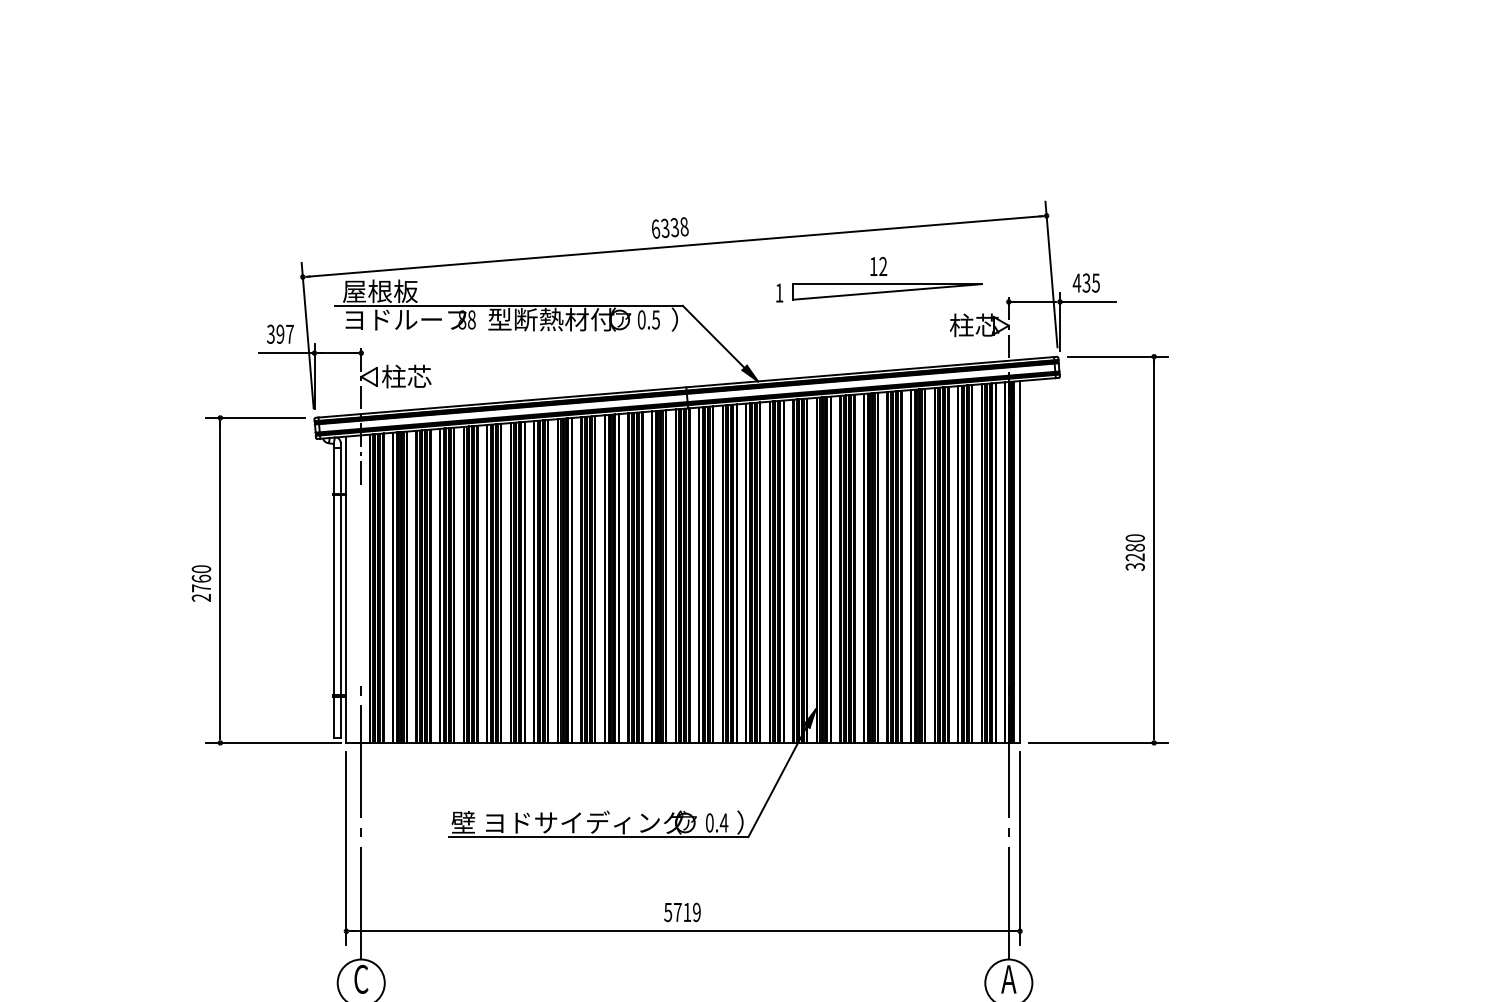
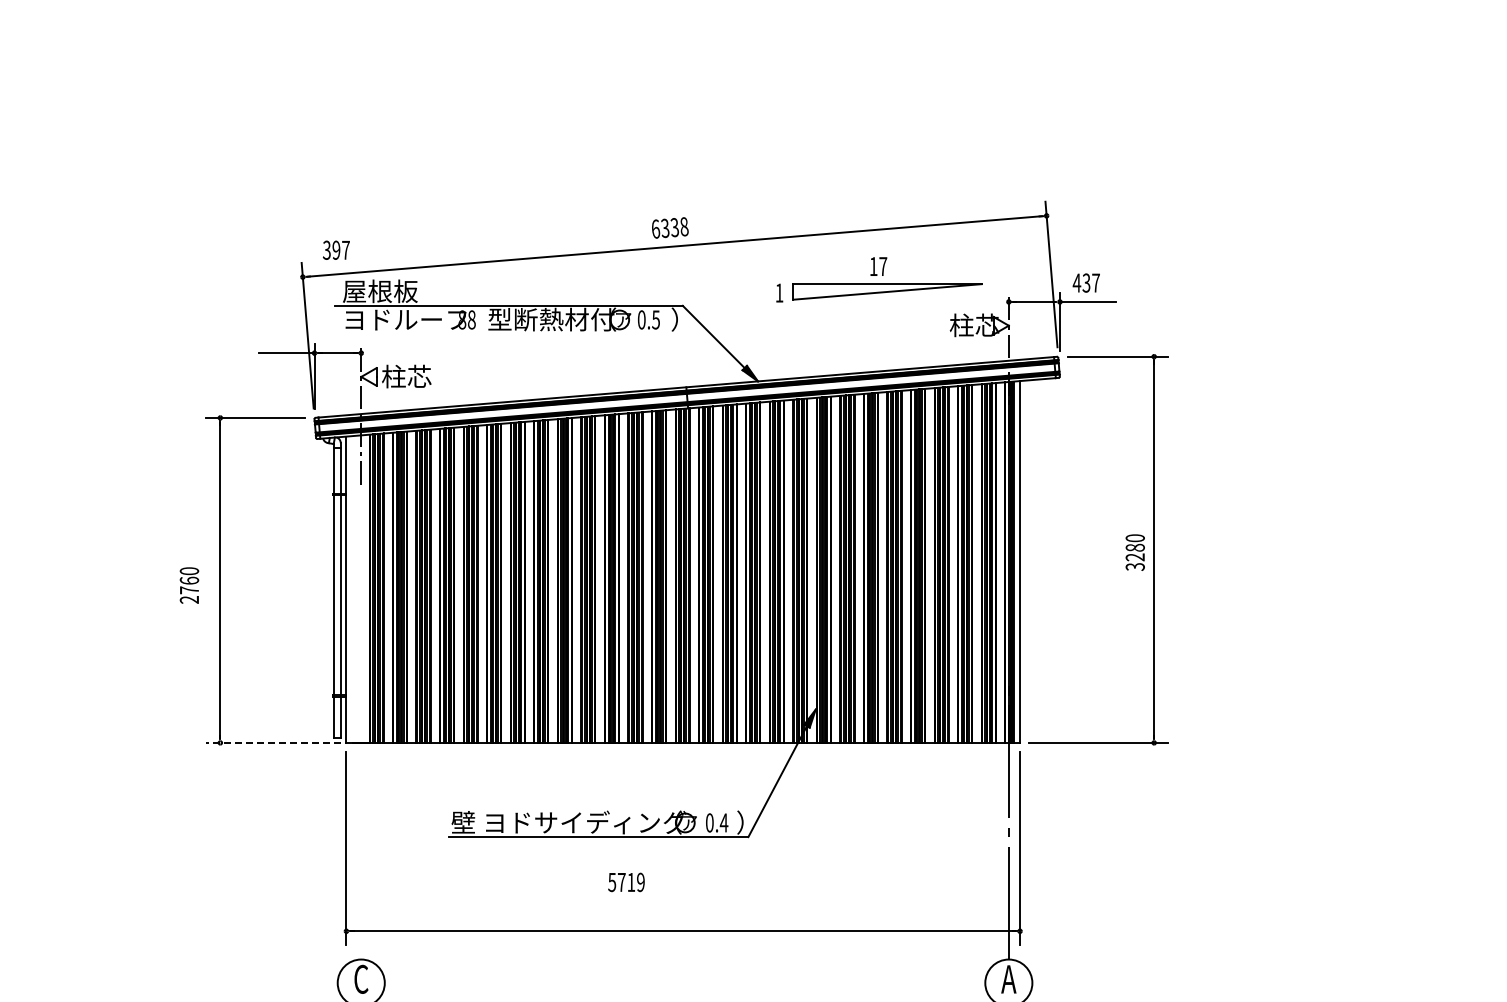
text: 12 -> 17 (883, 266)
text: 435 -> 437 (1095, 282)
text position: (280, 333) -> (336, 249) (336, 249)
text position: (201, 583) -> (189, 585) (189, 585)
line: solid -> dashed (273, 742)
line: present -> none (361, 821)
text position: (682, 912) -> (626, 882) (626, 882)
